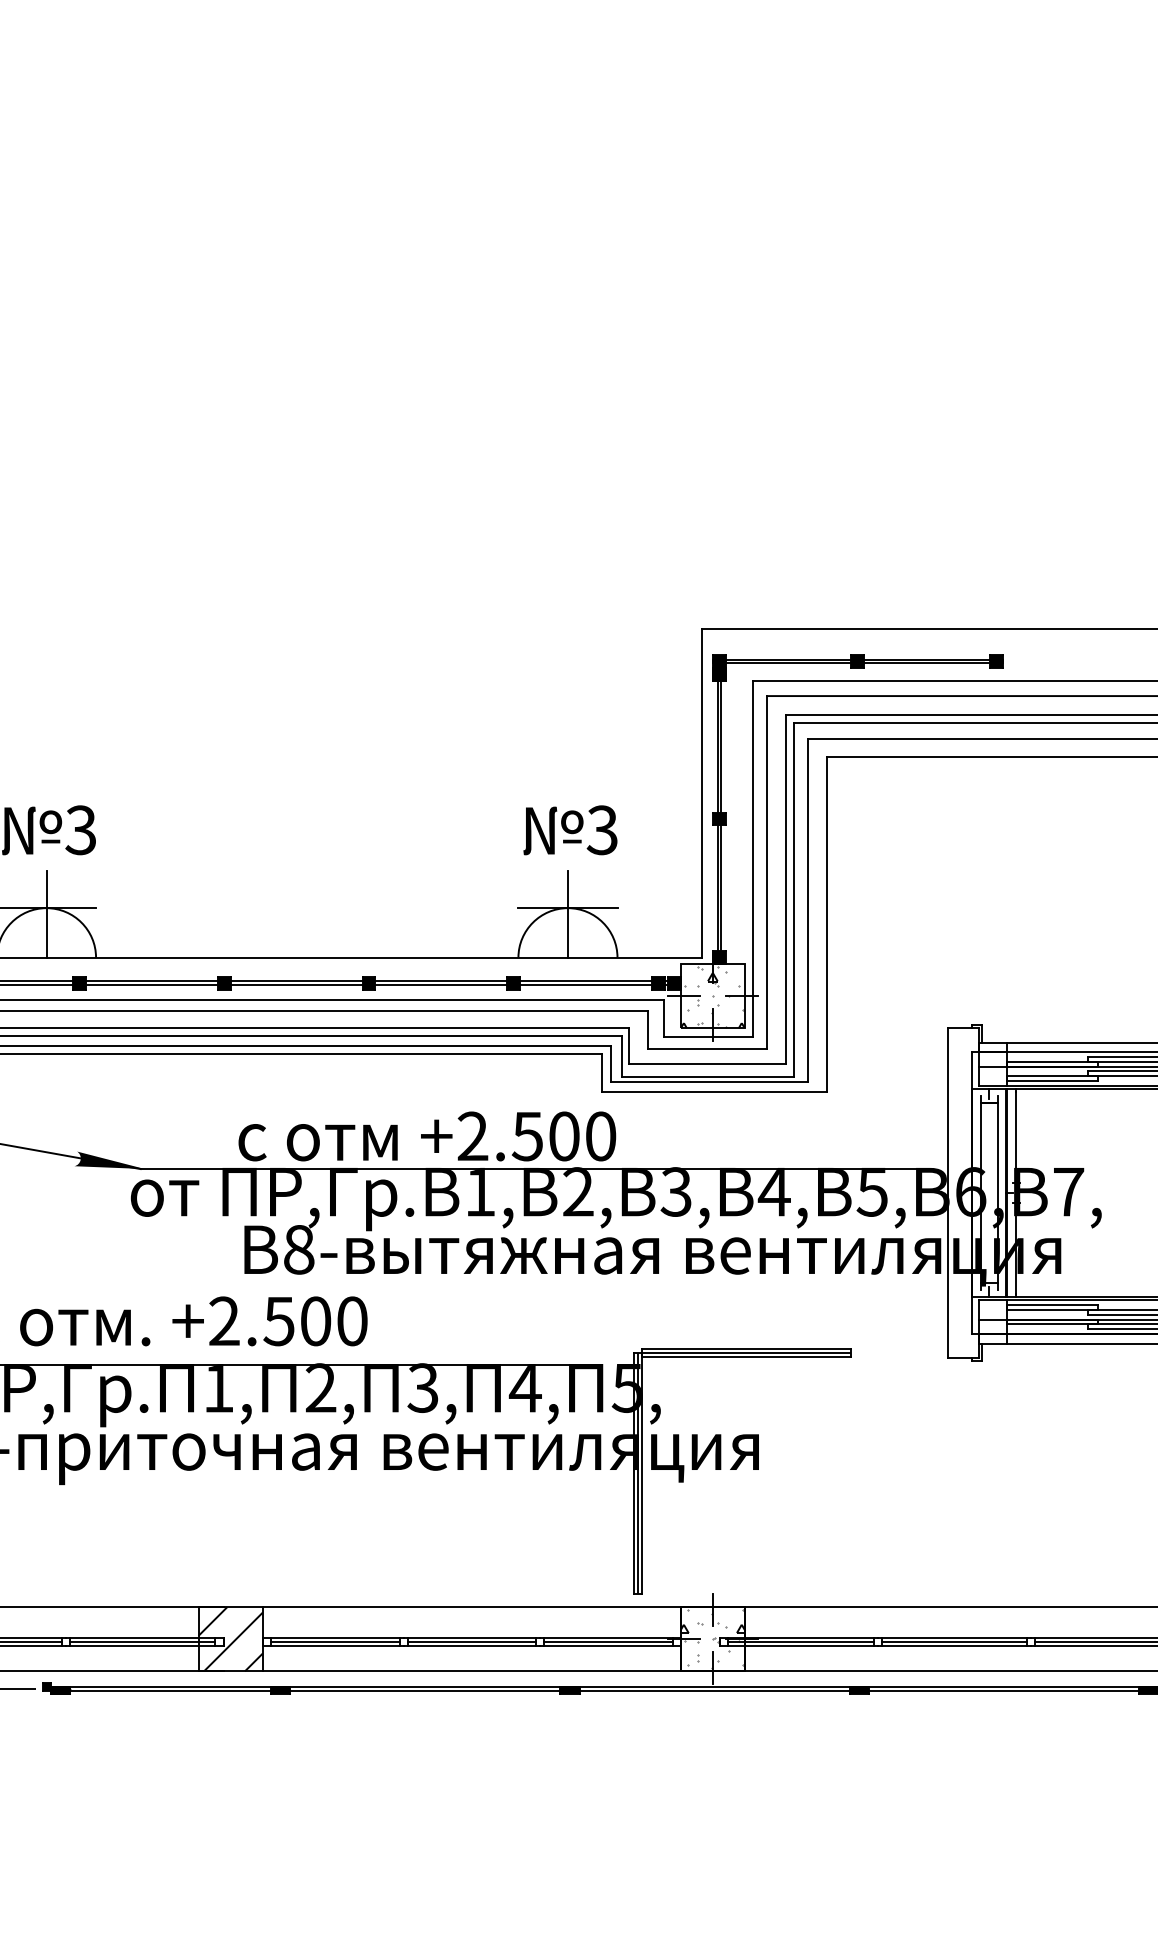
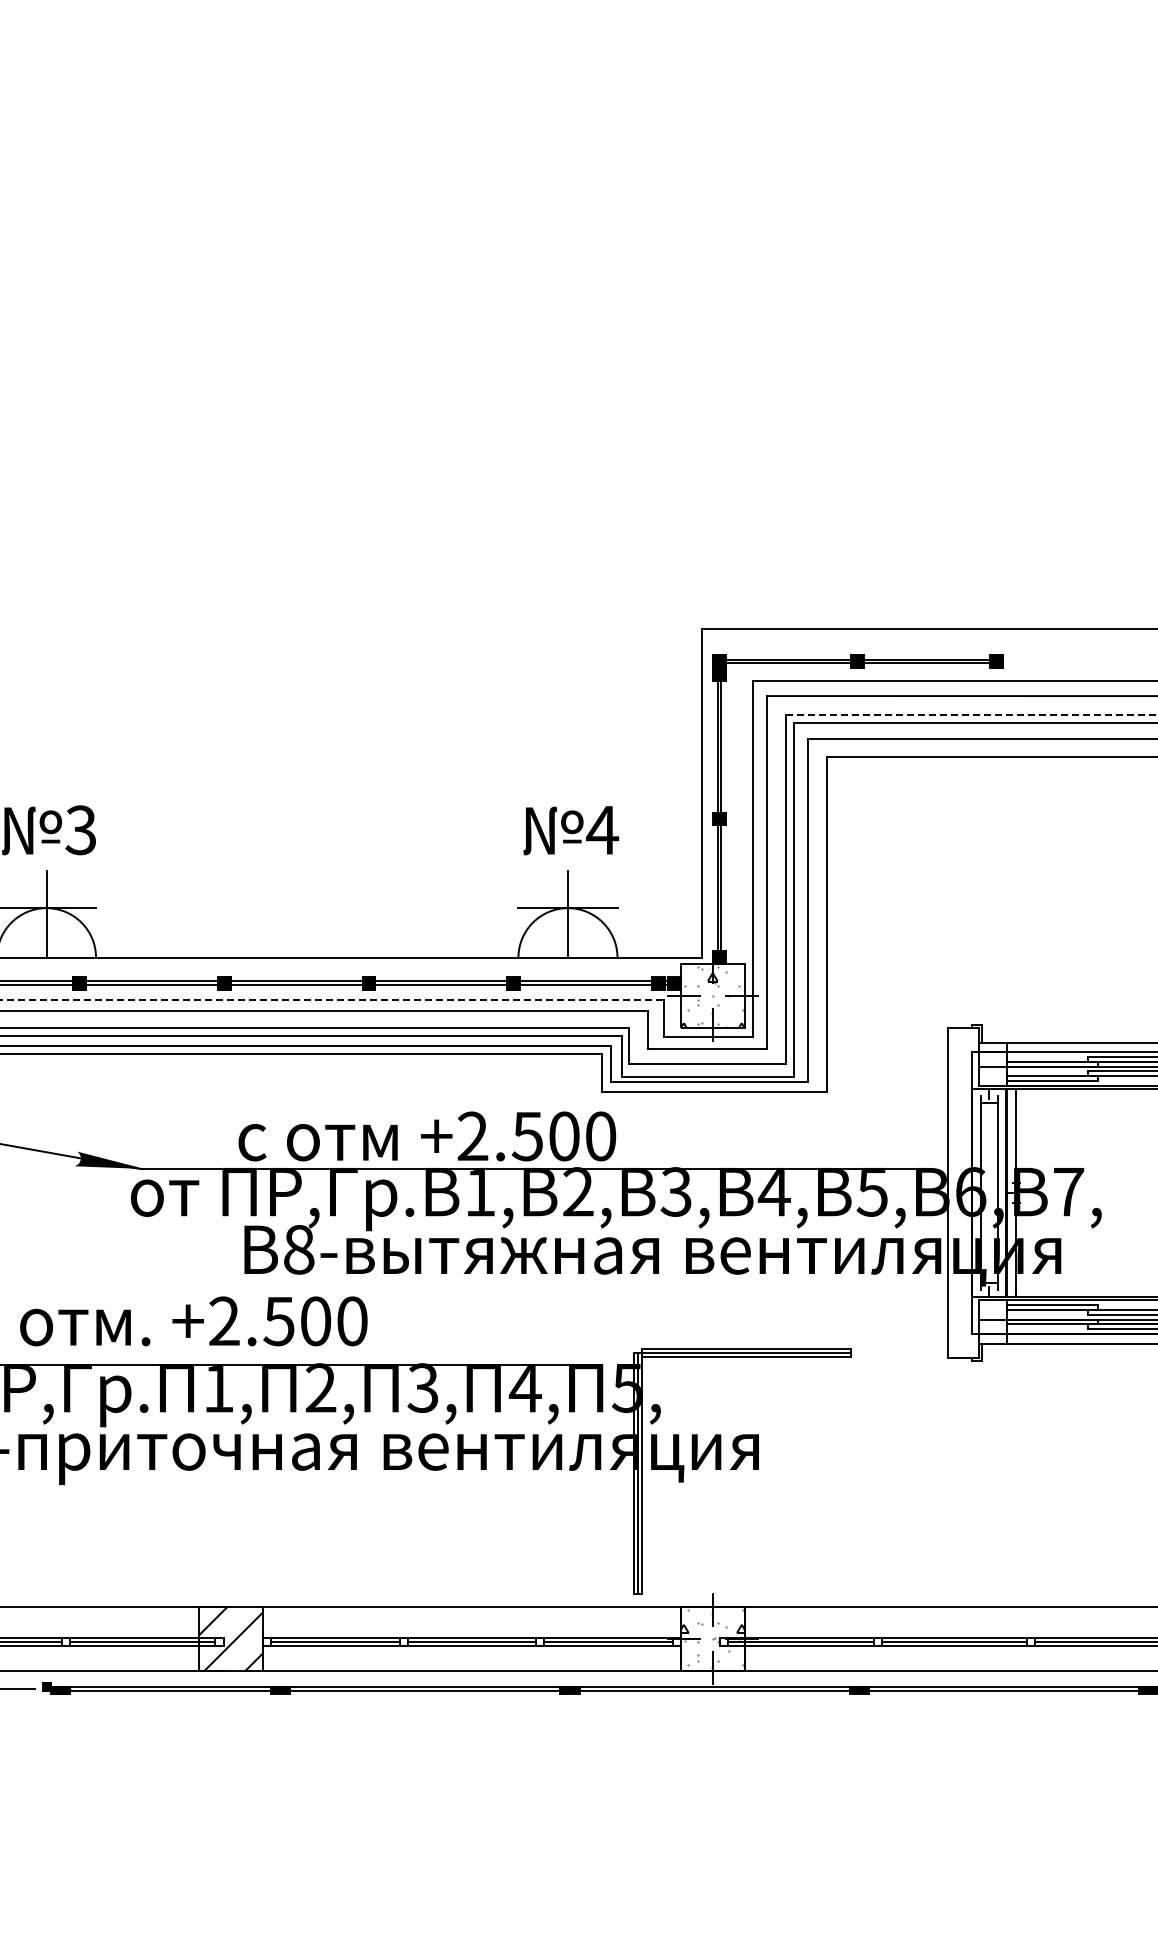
line: solid -> dashed (971, 714)
text: 3 -> 4 (602, 830)
line: solid -> dashed (332, 999)
